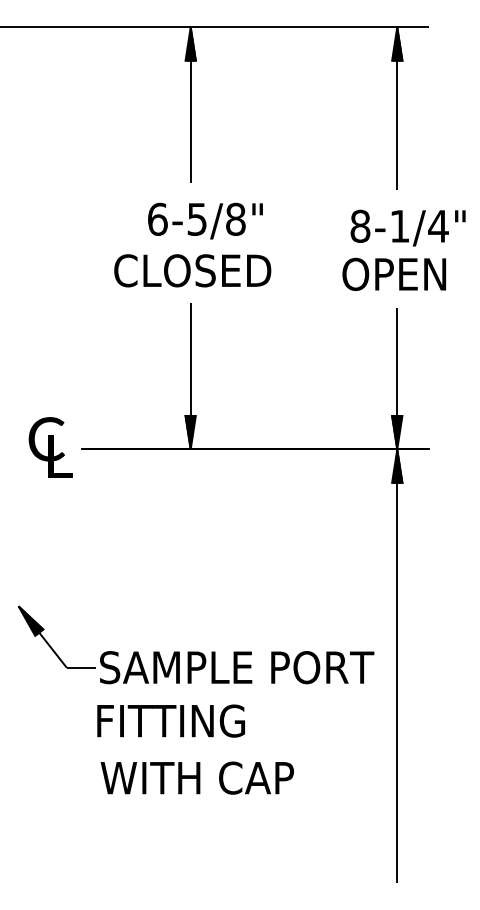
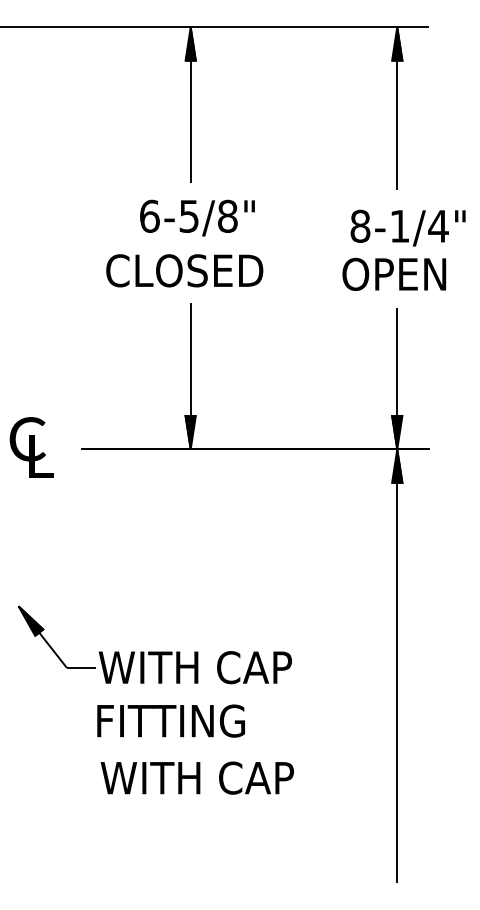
text position: (205, 220) -> (197, 217) (197, 217)
text position: (192, 270) -> (184, 270) (184, 270)
text position: (50, 447) -> (31, 447) (31, 447)
text: SAMPLE PORT -> WITH CAP (236, 667)
